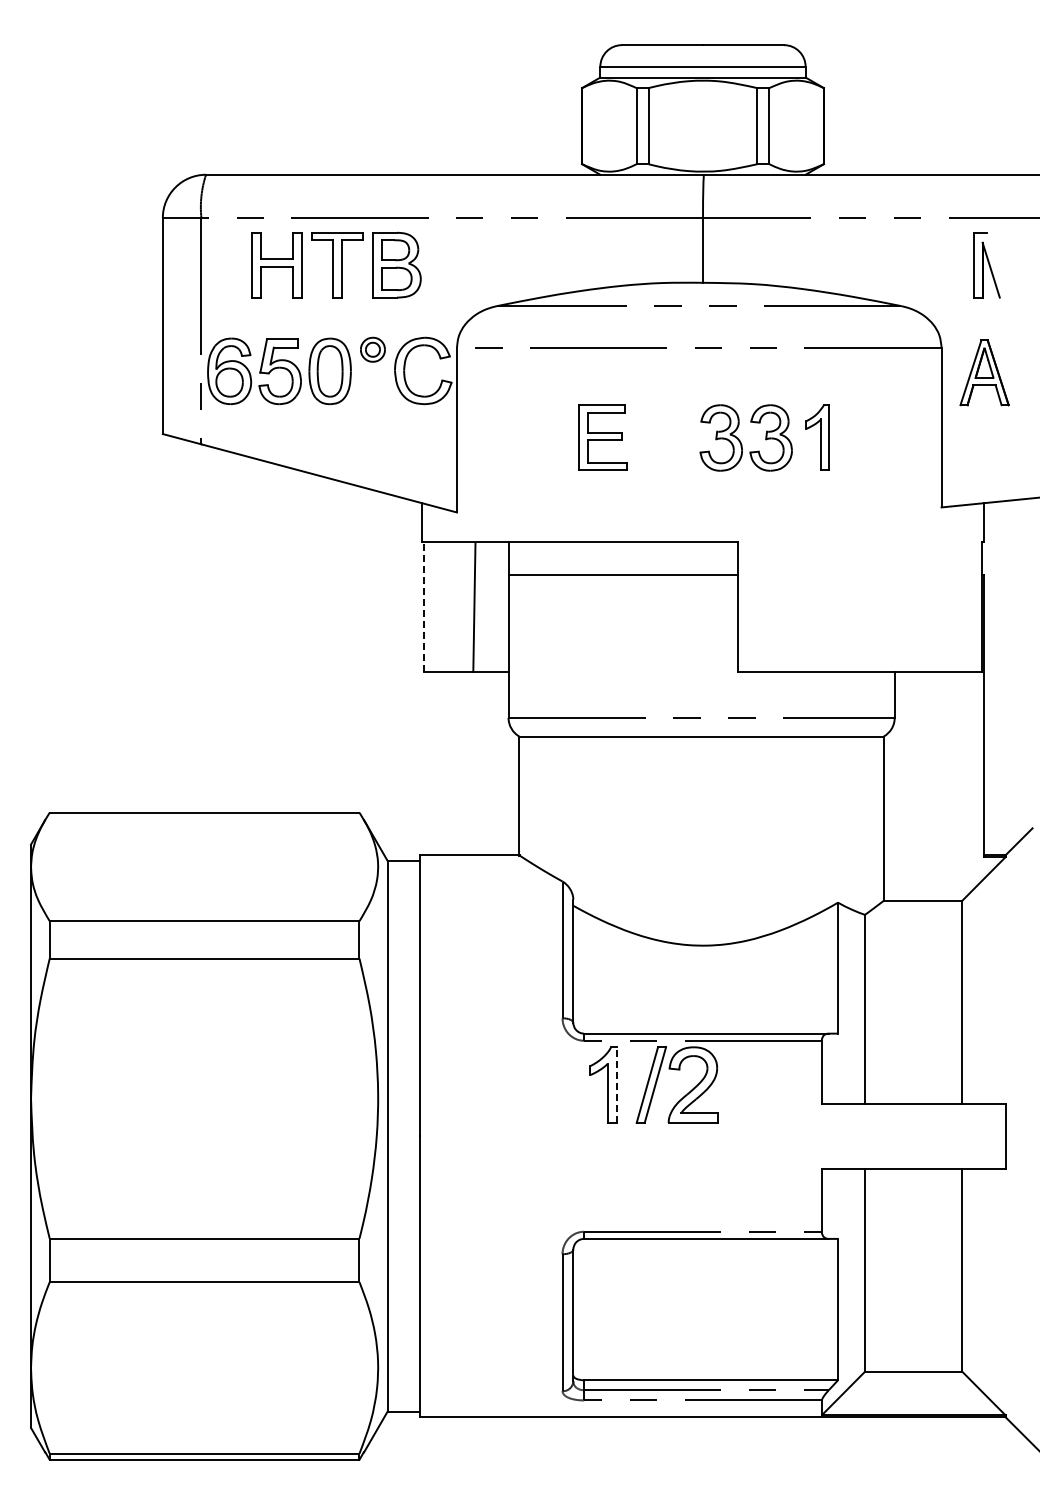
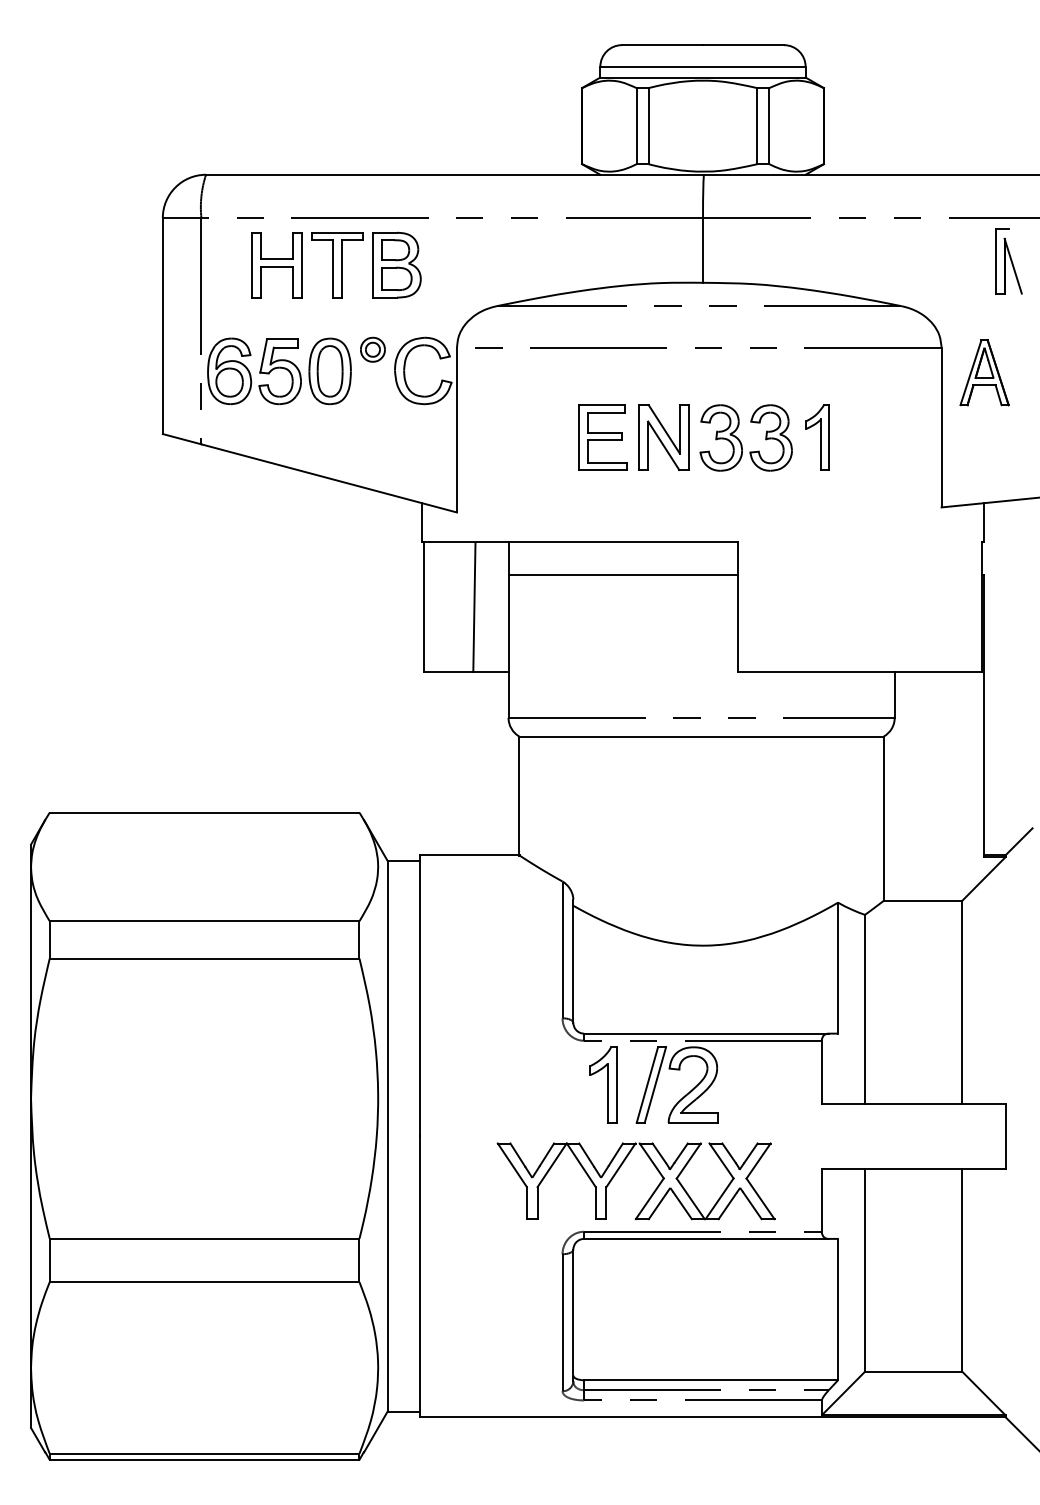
part position: (986, 265) -> (1008, 261) (1008, 261)
part: none -> present (663, 437)
line: dashed -> solid (424, 606)
line: dashed -> solid (617, 1085)
part: none -> present (619, 1169)
